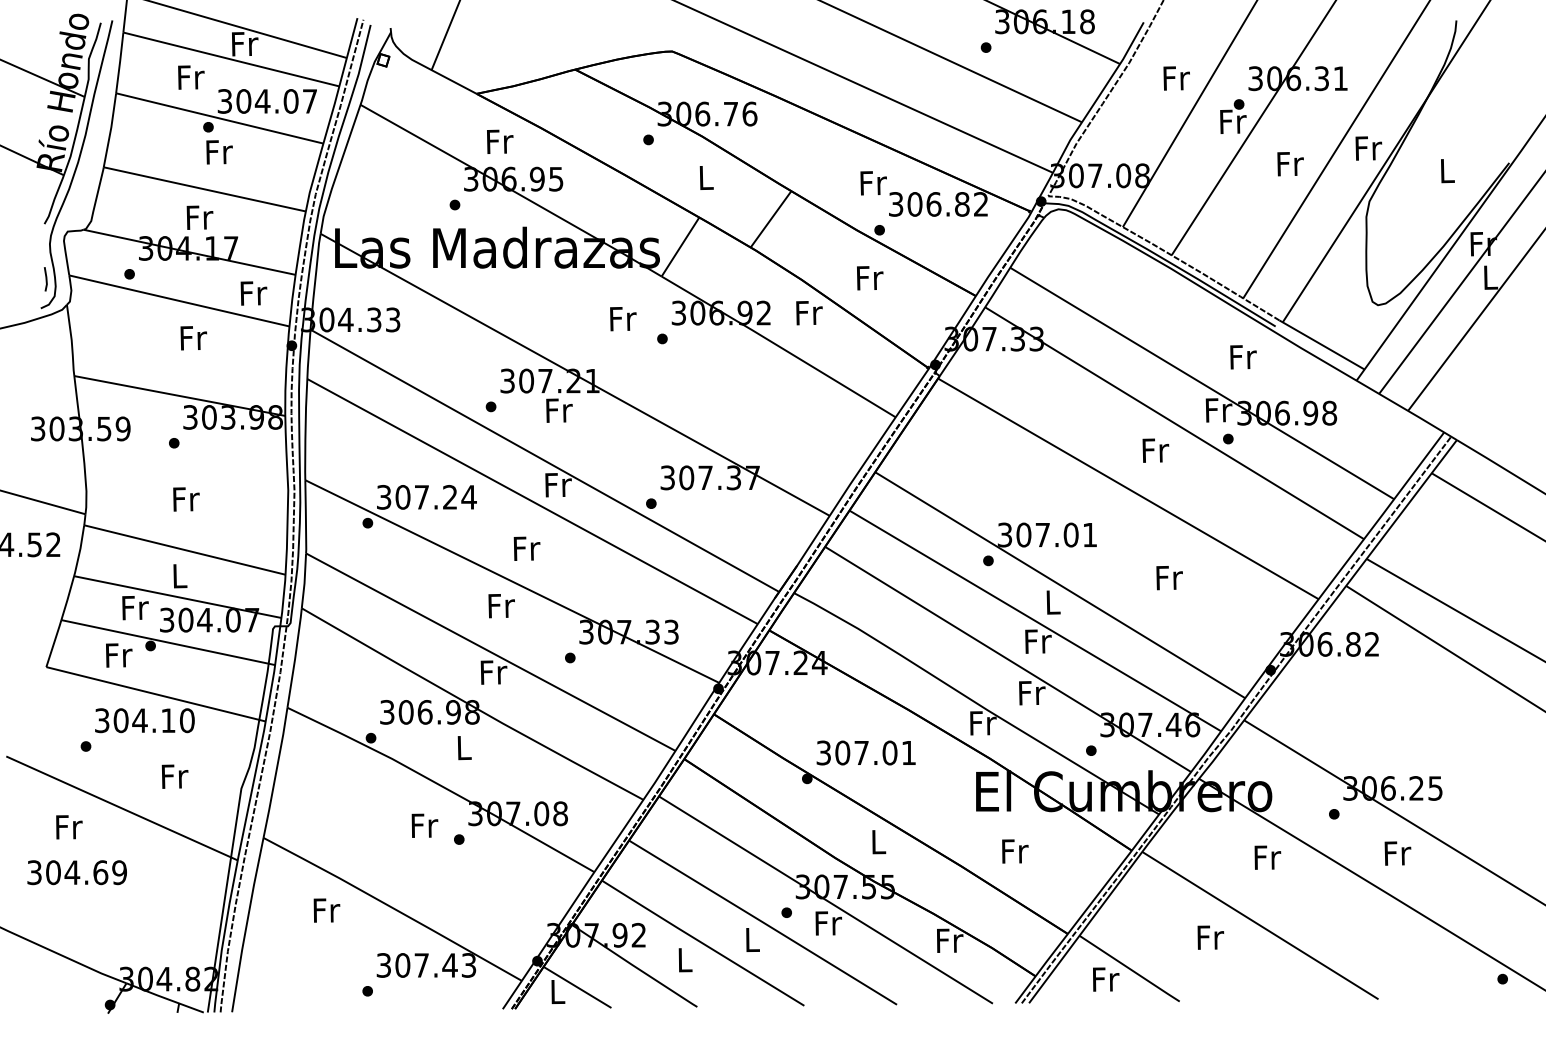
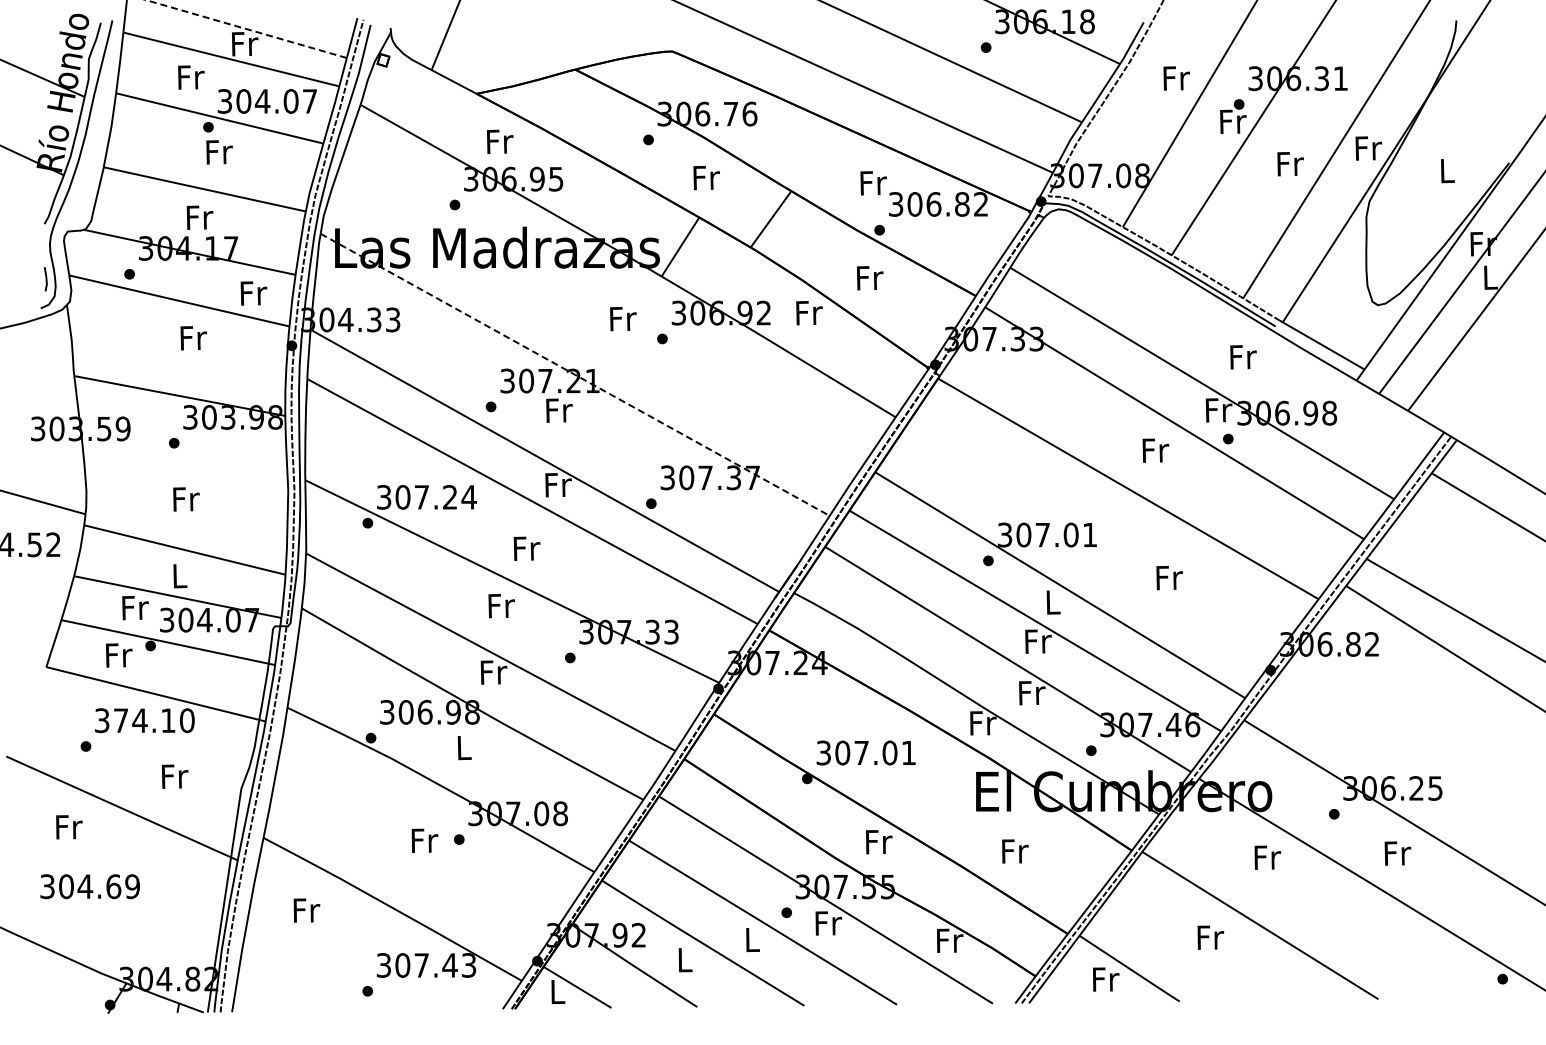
line: solid -> dashed (245, 28)
text: L -> Fr (706, 178)
line: solid -> dashed (575, 374)
text: 304.10 -> 374.10 (120, 720)
text position: (424, 825) -> (424, 840) (424, 840)
text: L -> Fr (879, 842)
text position: (76, 872) -> (89, 886) (89, 886)
text position: (326, 910) -> (306, 910) (306, 910)
